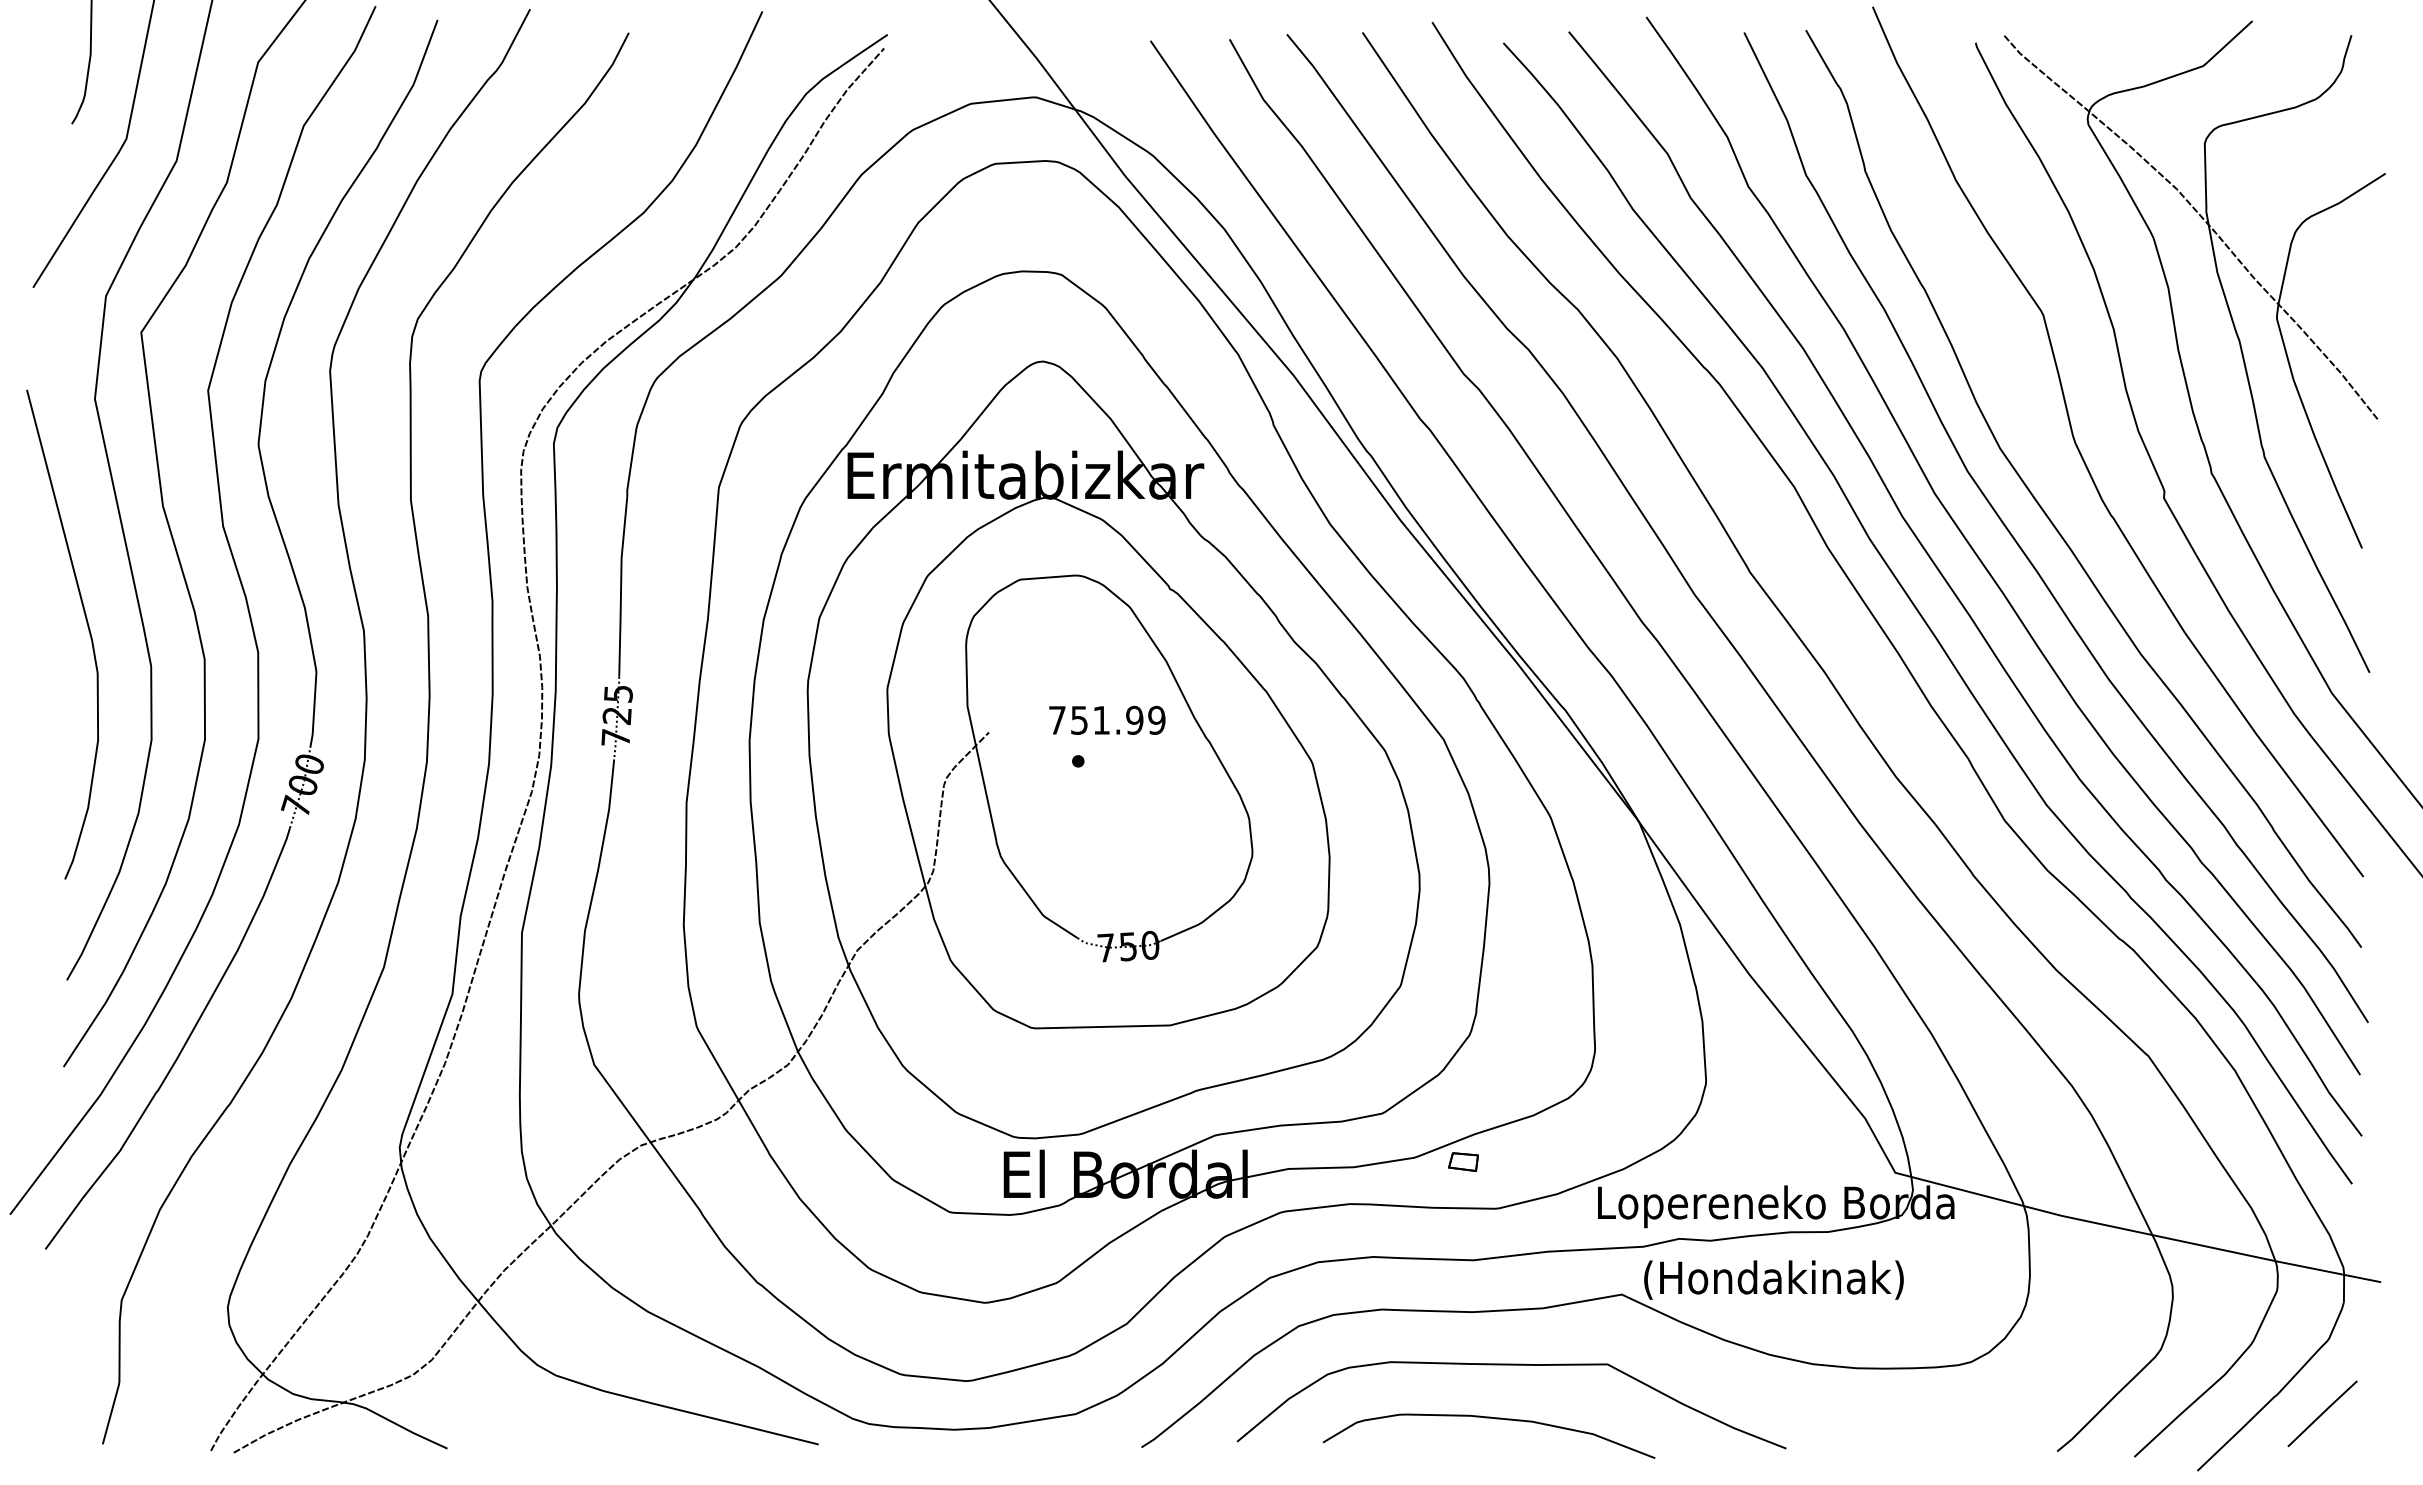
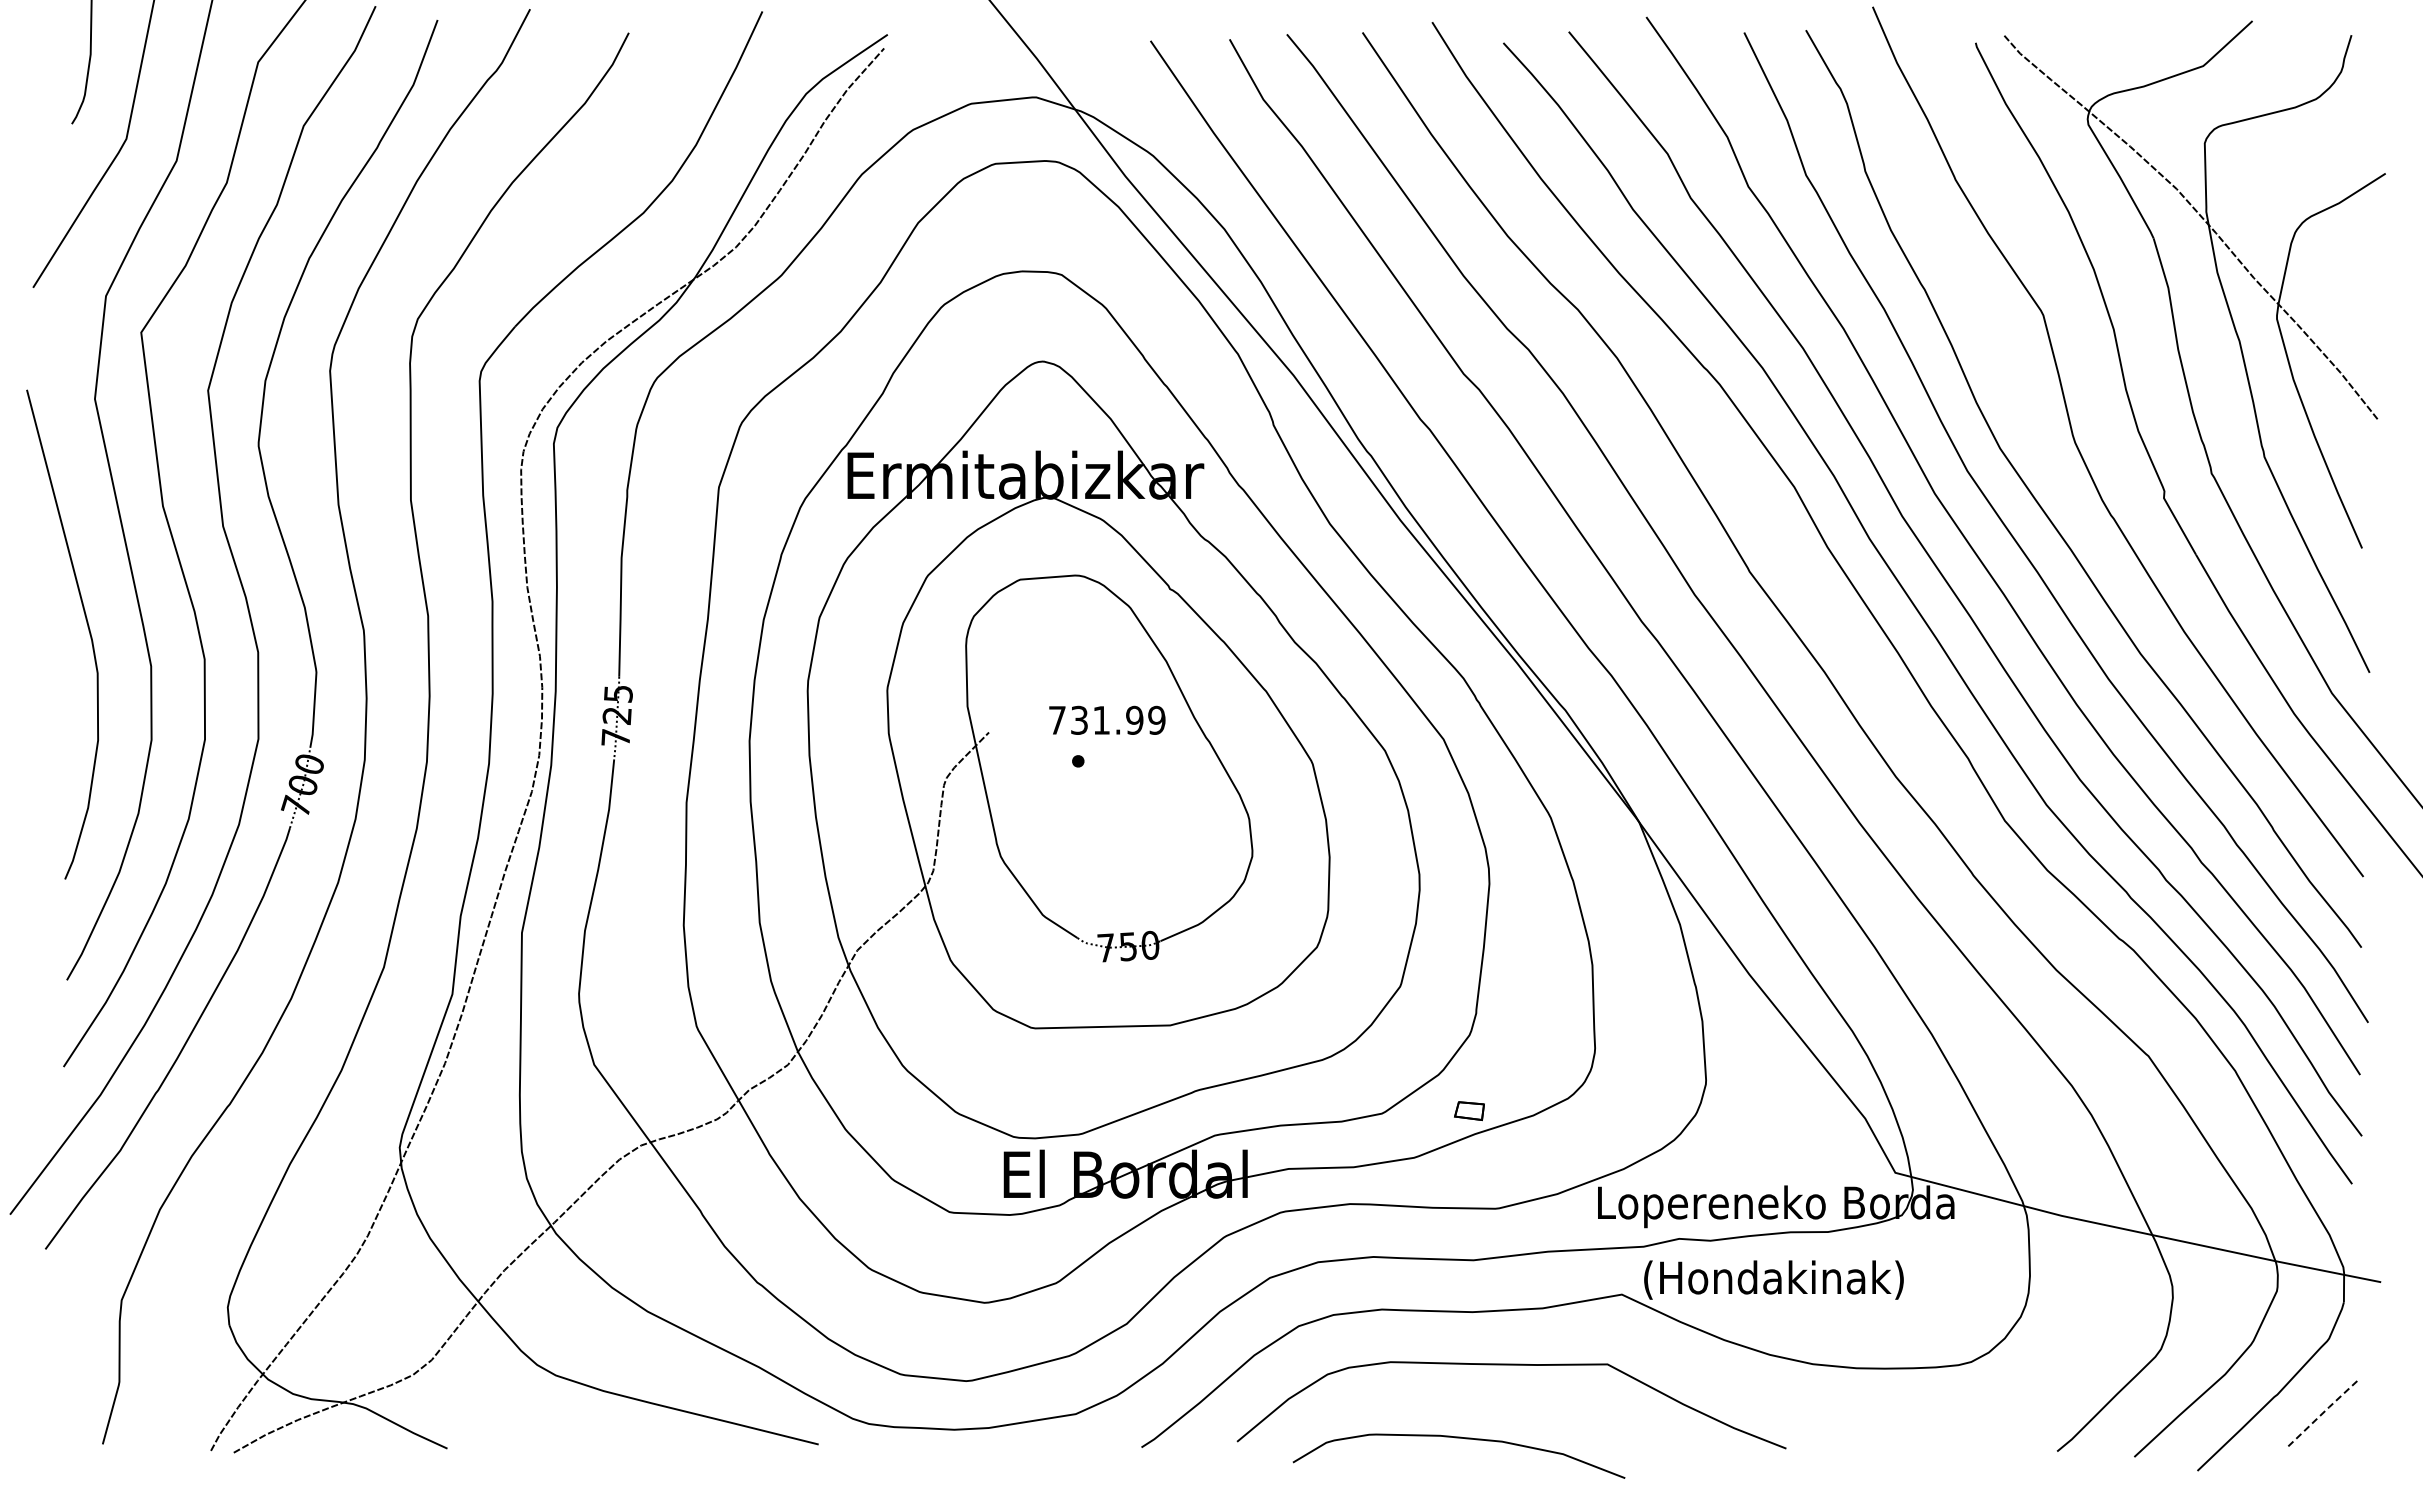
text: 751.99 -> 731.99 (1079, 719)
part position: (1463, 1162) -> (1469, 1111) (1469, 1111)
line: solid -> dashed (2322, 1413)
curve position: (1488, 1418) -> (1458, 1438) (1458, 1438)
